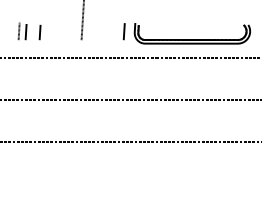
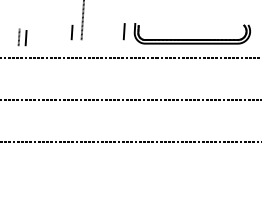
part position: (22, 31) -> (22, 37) (22, 37)
line position: (39, 32) -> (71, 32) (71, 32)
